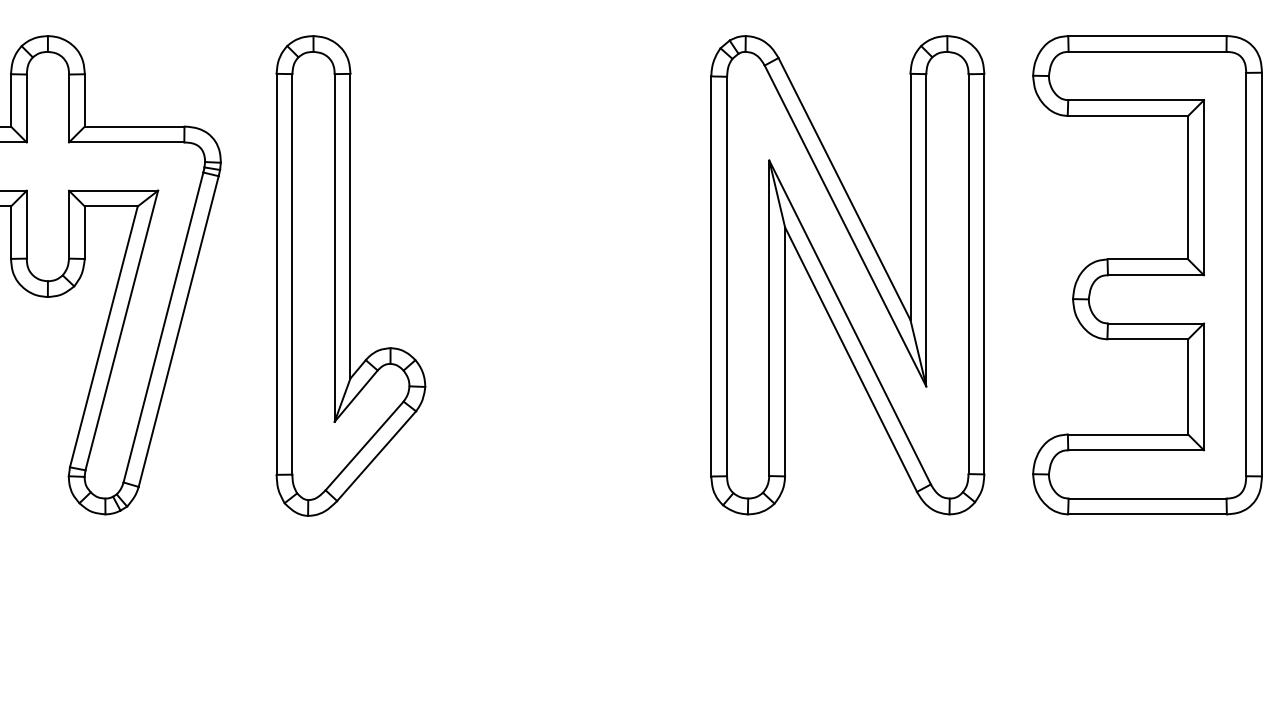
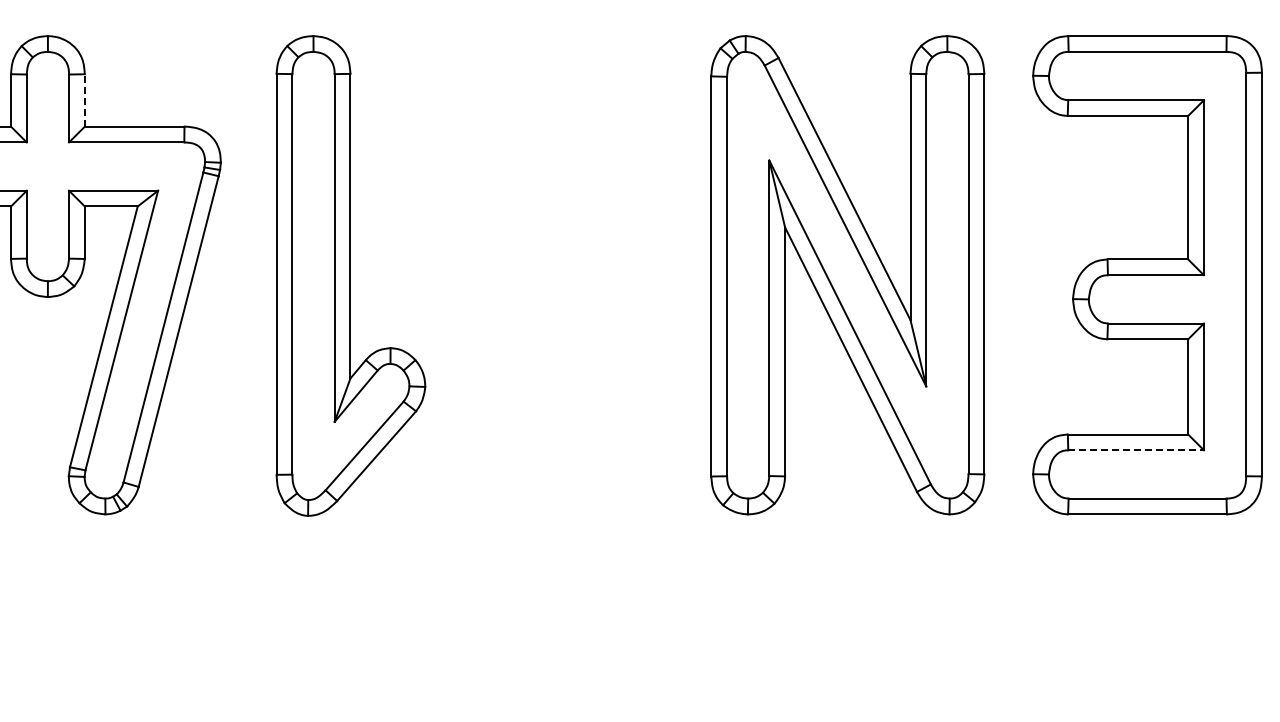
line: solid -> dashed (84, 99)
line: solid -> dashed (1136, 450)
